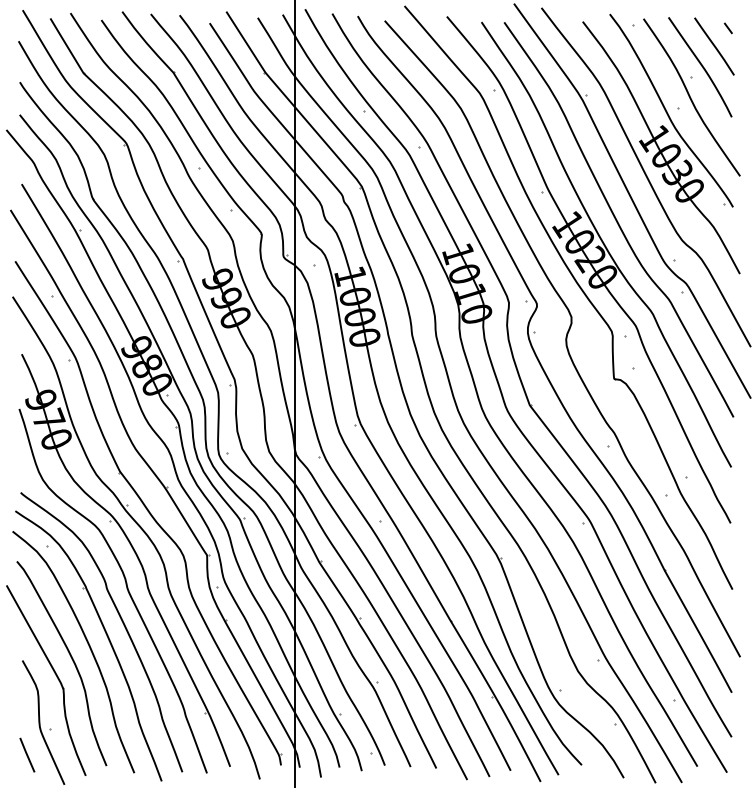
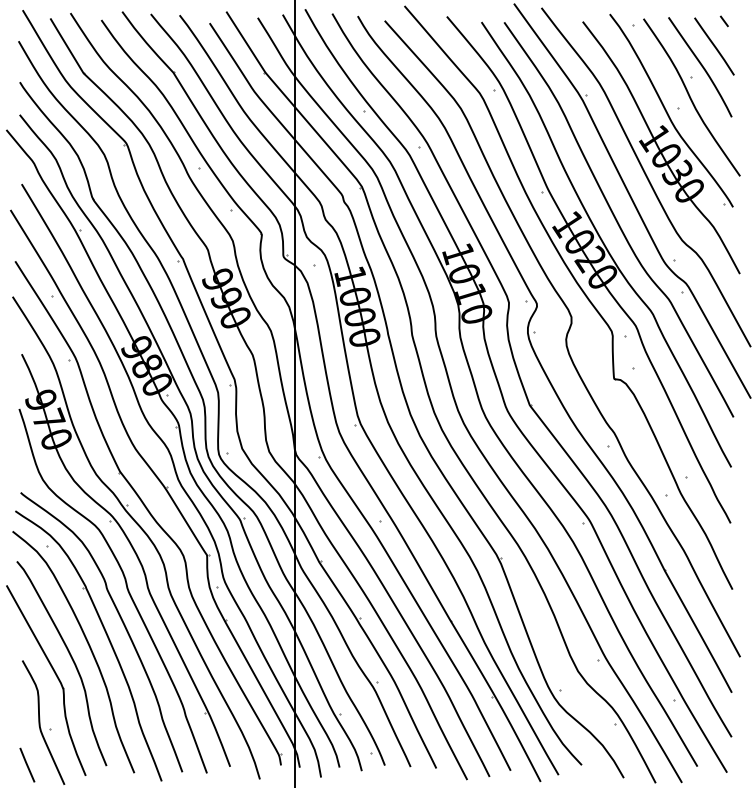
line position: (727, 28) -> (723, 21) (723, 21)
line position: (27, 754) -> (27, 764) (27, 764)
